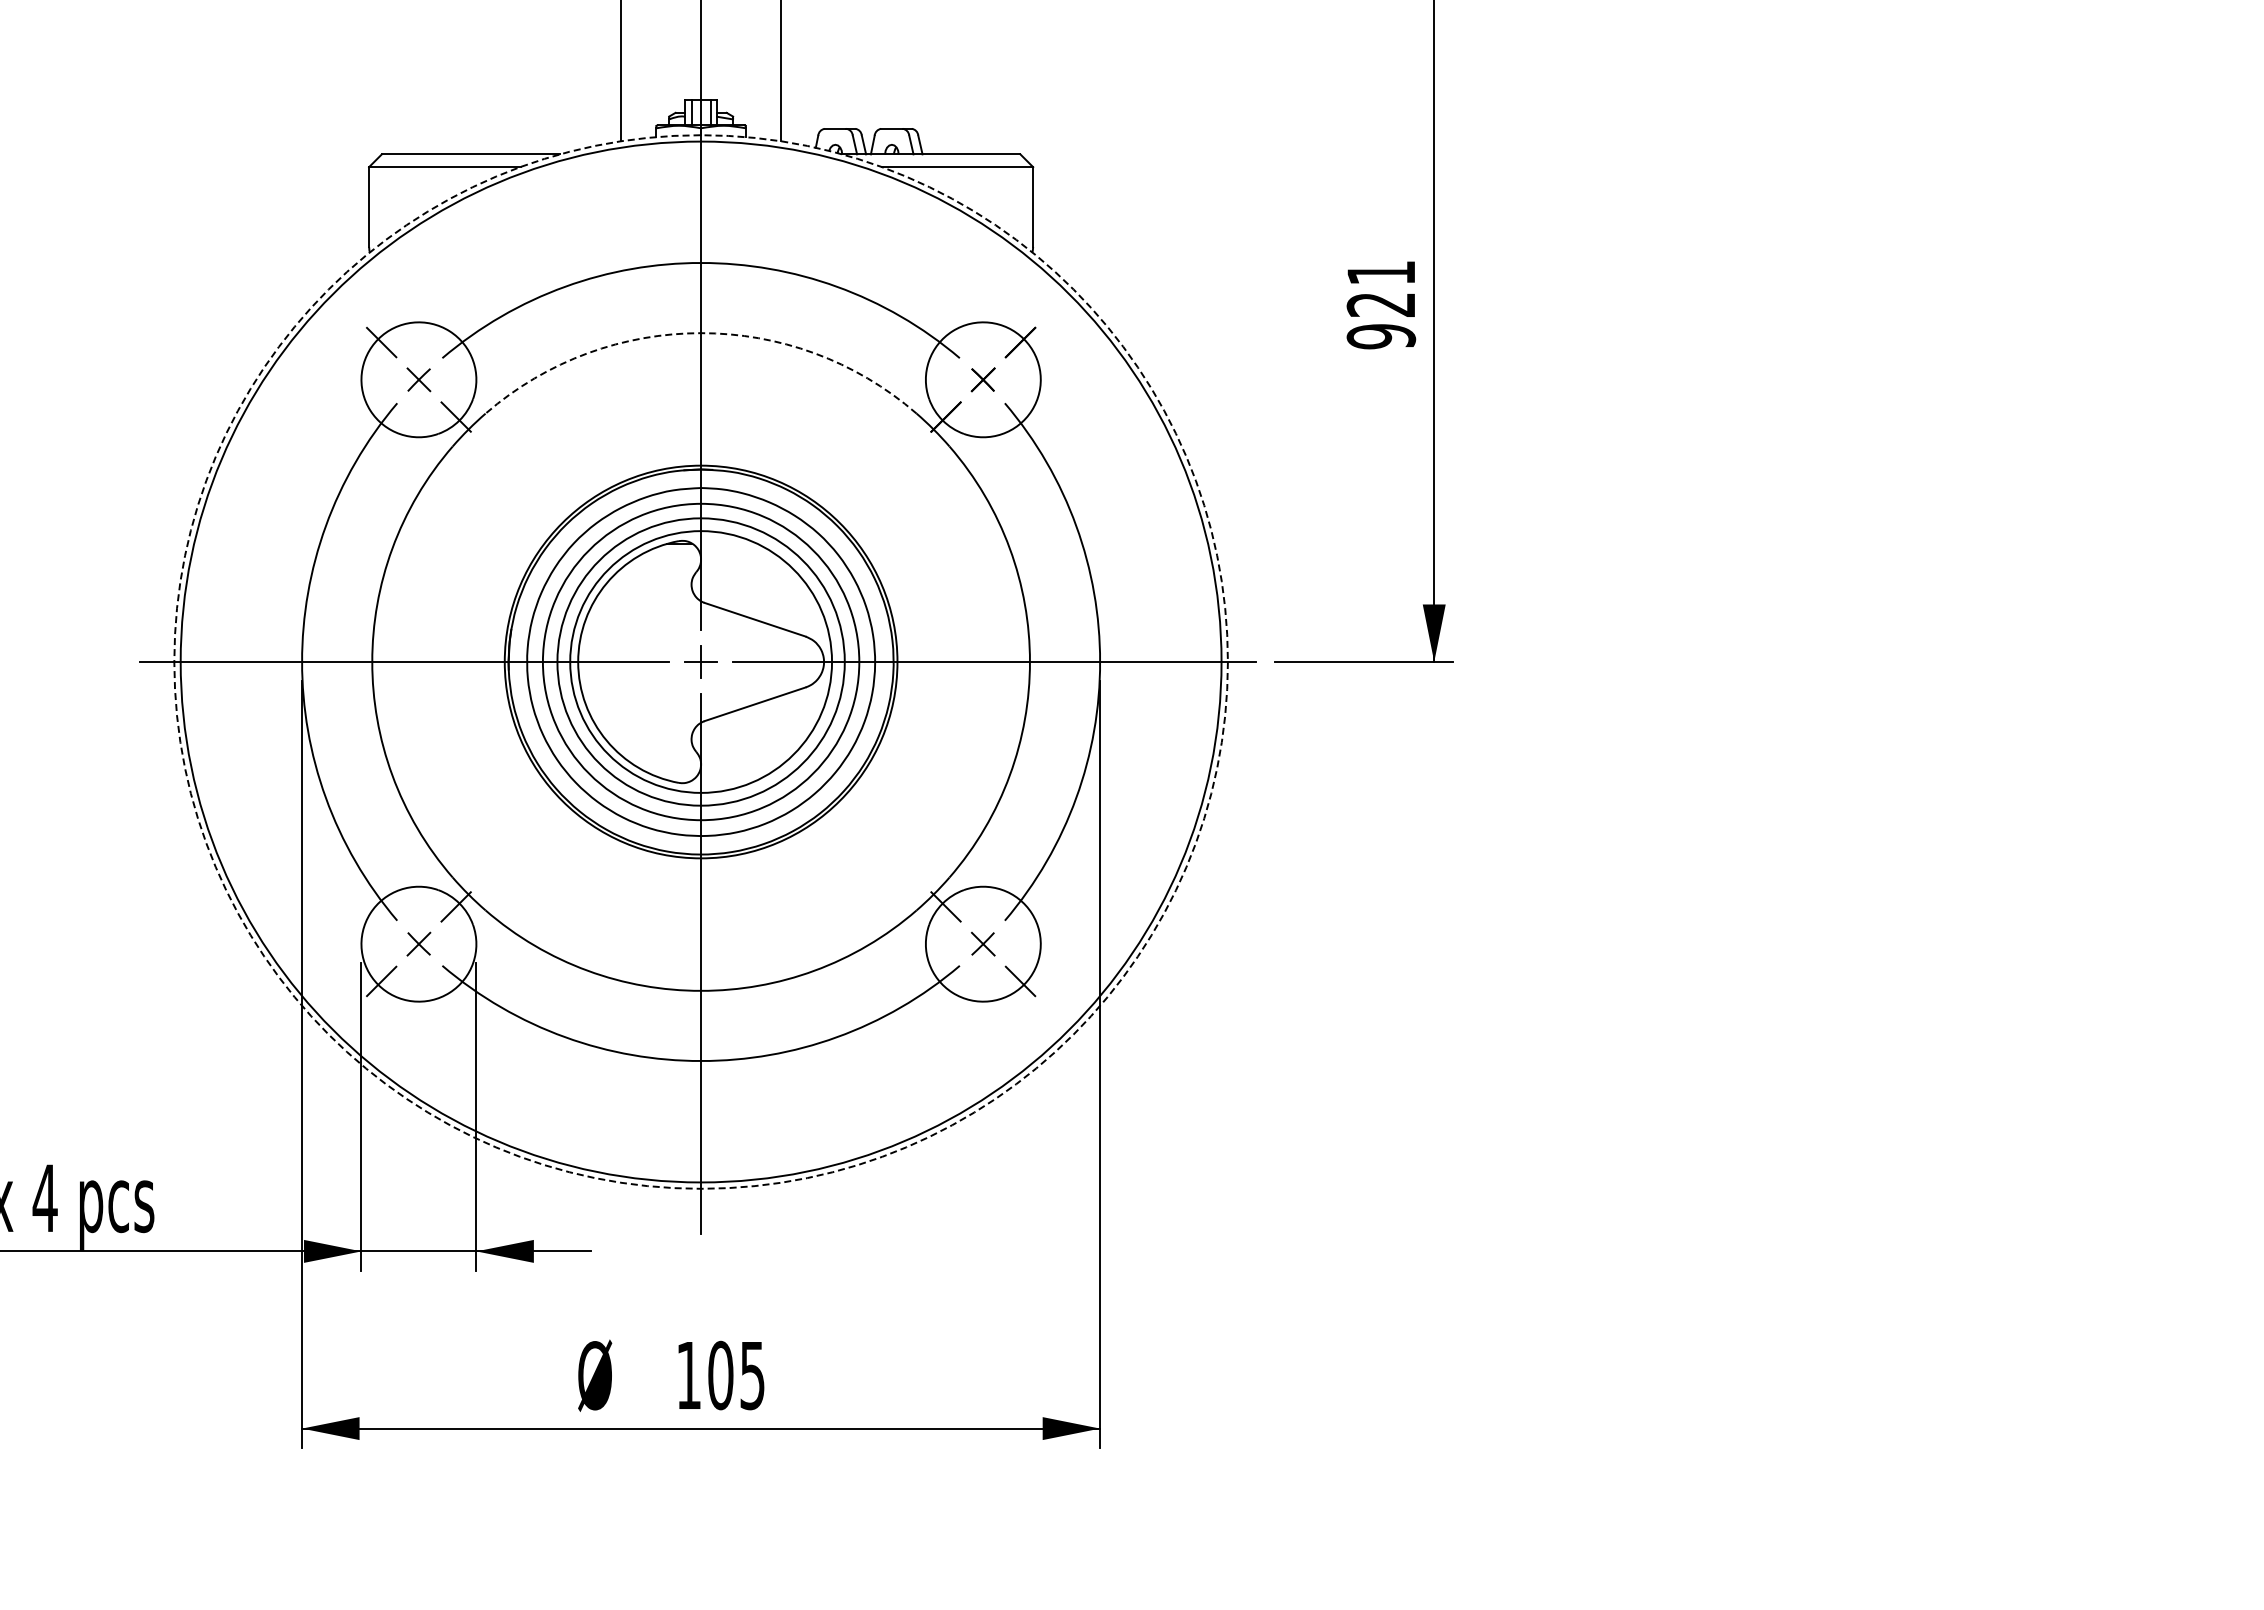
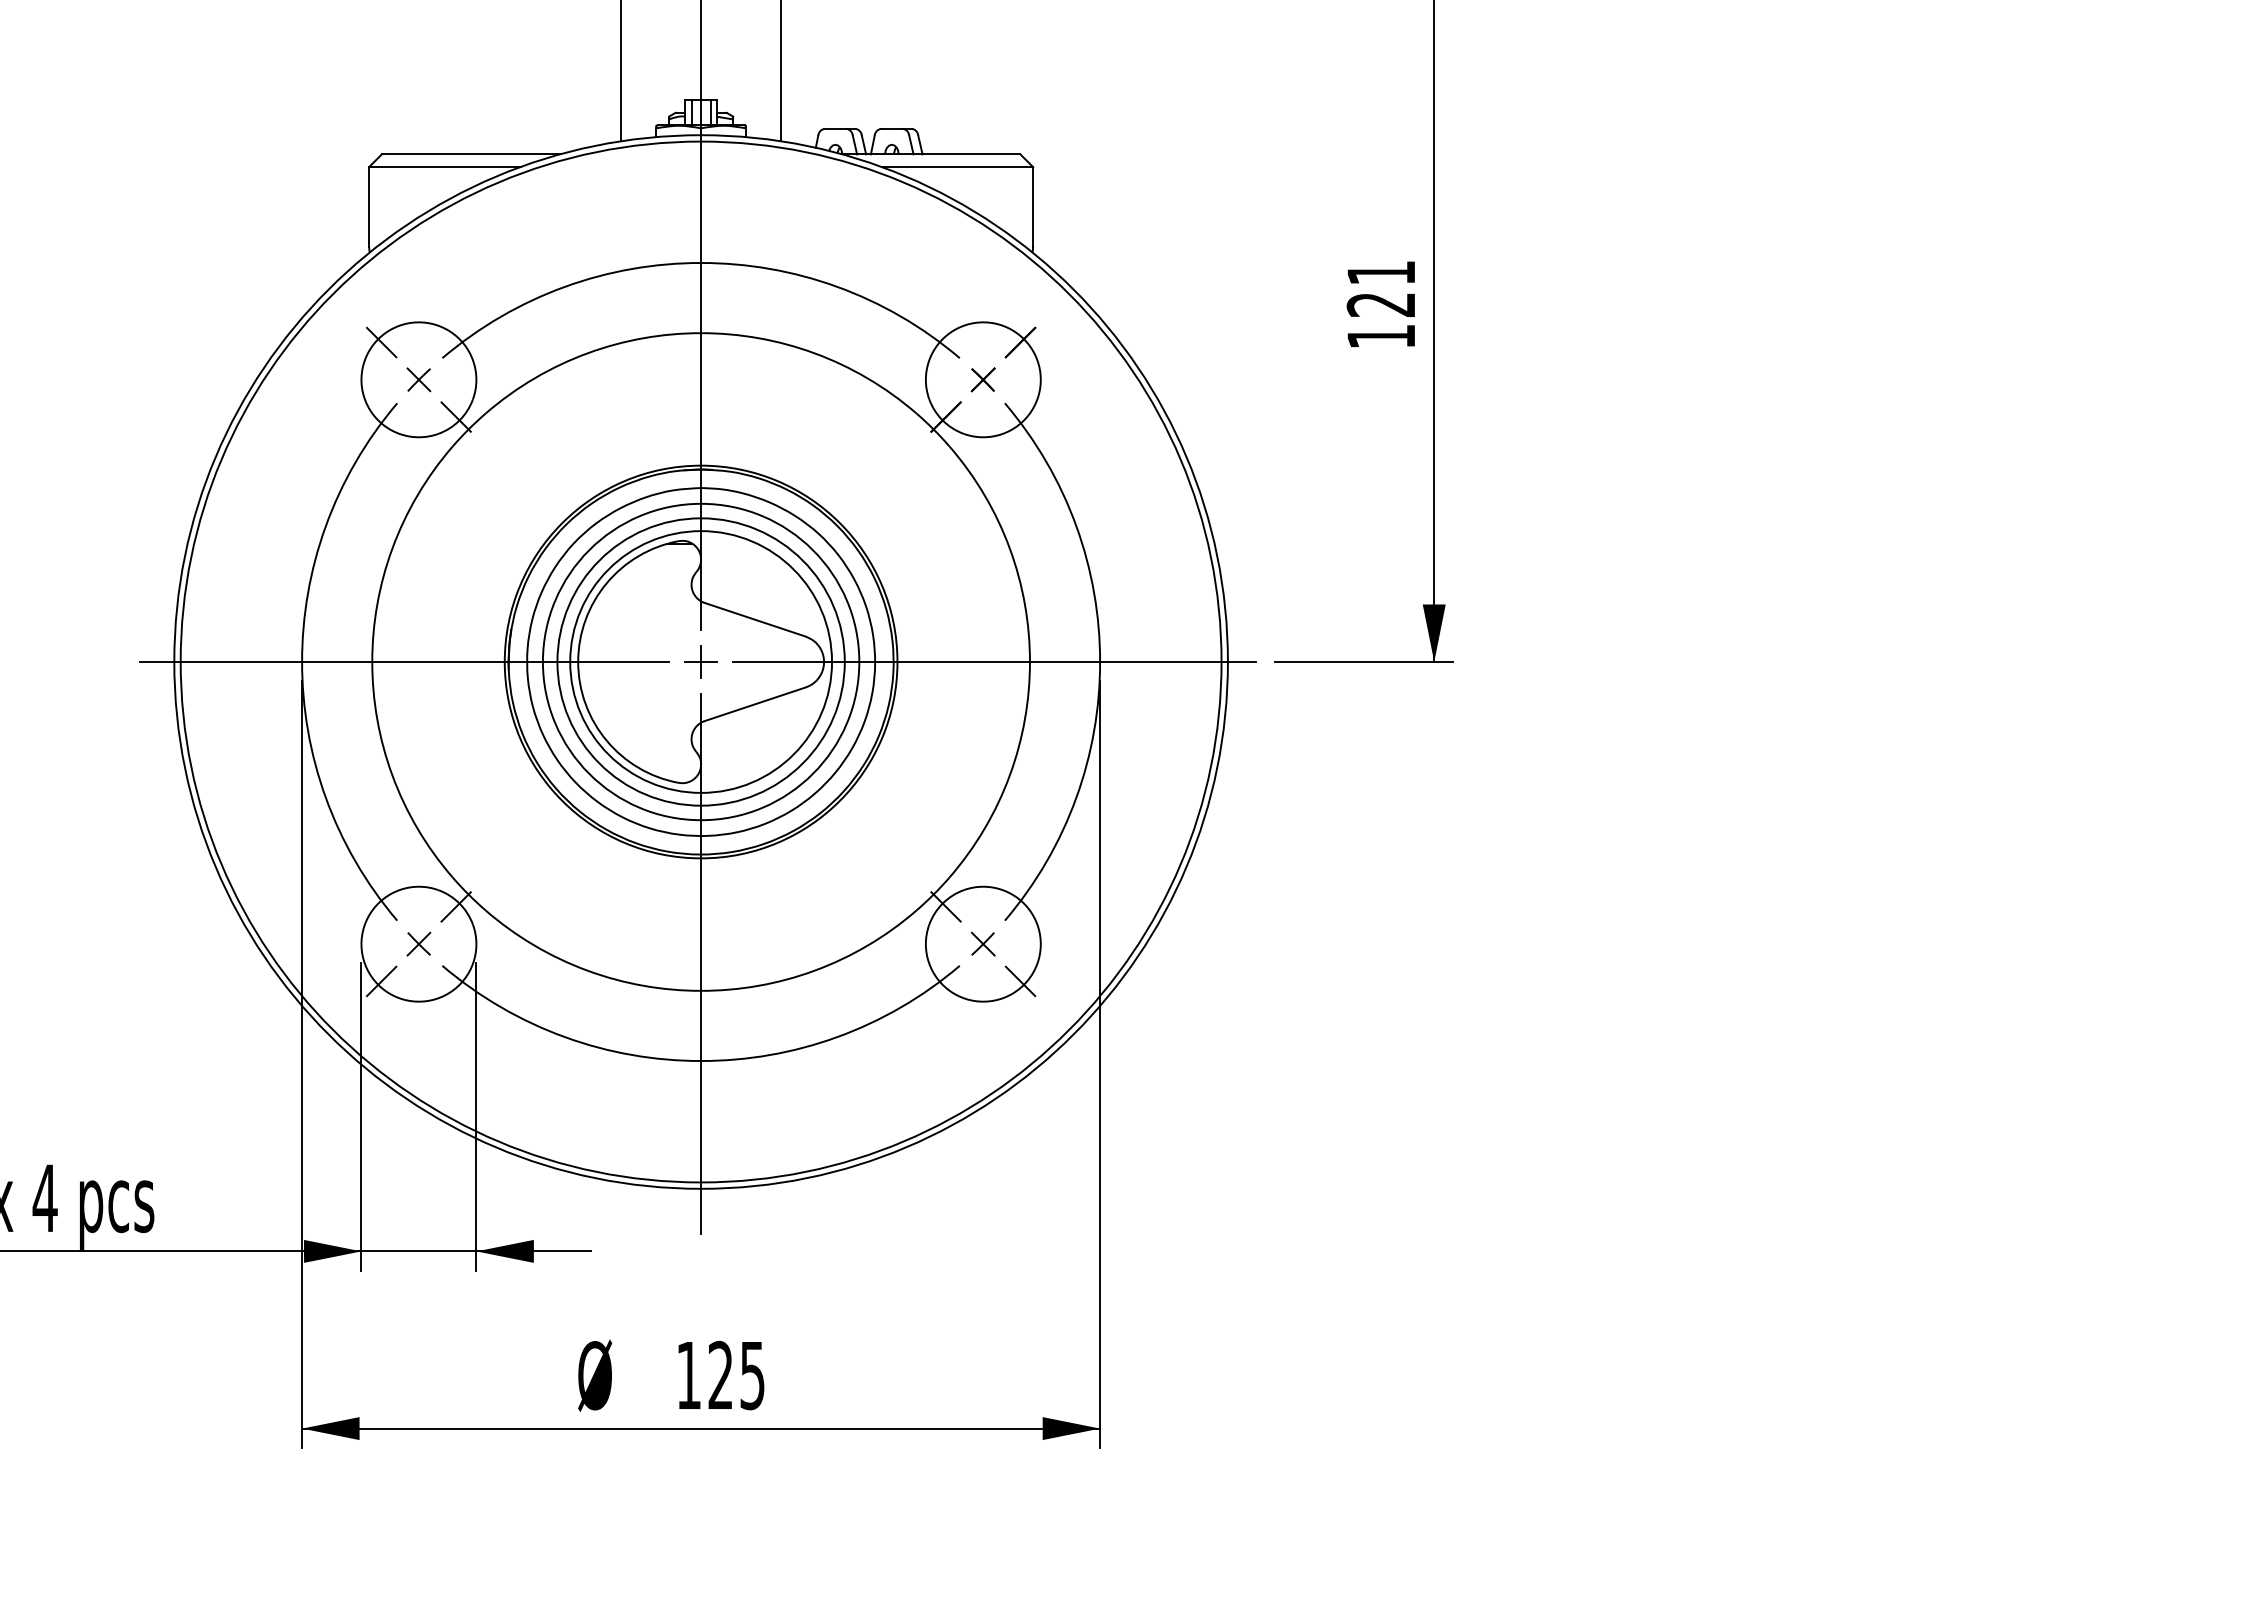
arc: dashed -> solid (701, 333)
text: 921 -> 121 (1381, 336)
circle: dashed -> solid (700, 661)
text: 105 -> 125 (720, 1375)
